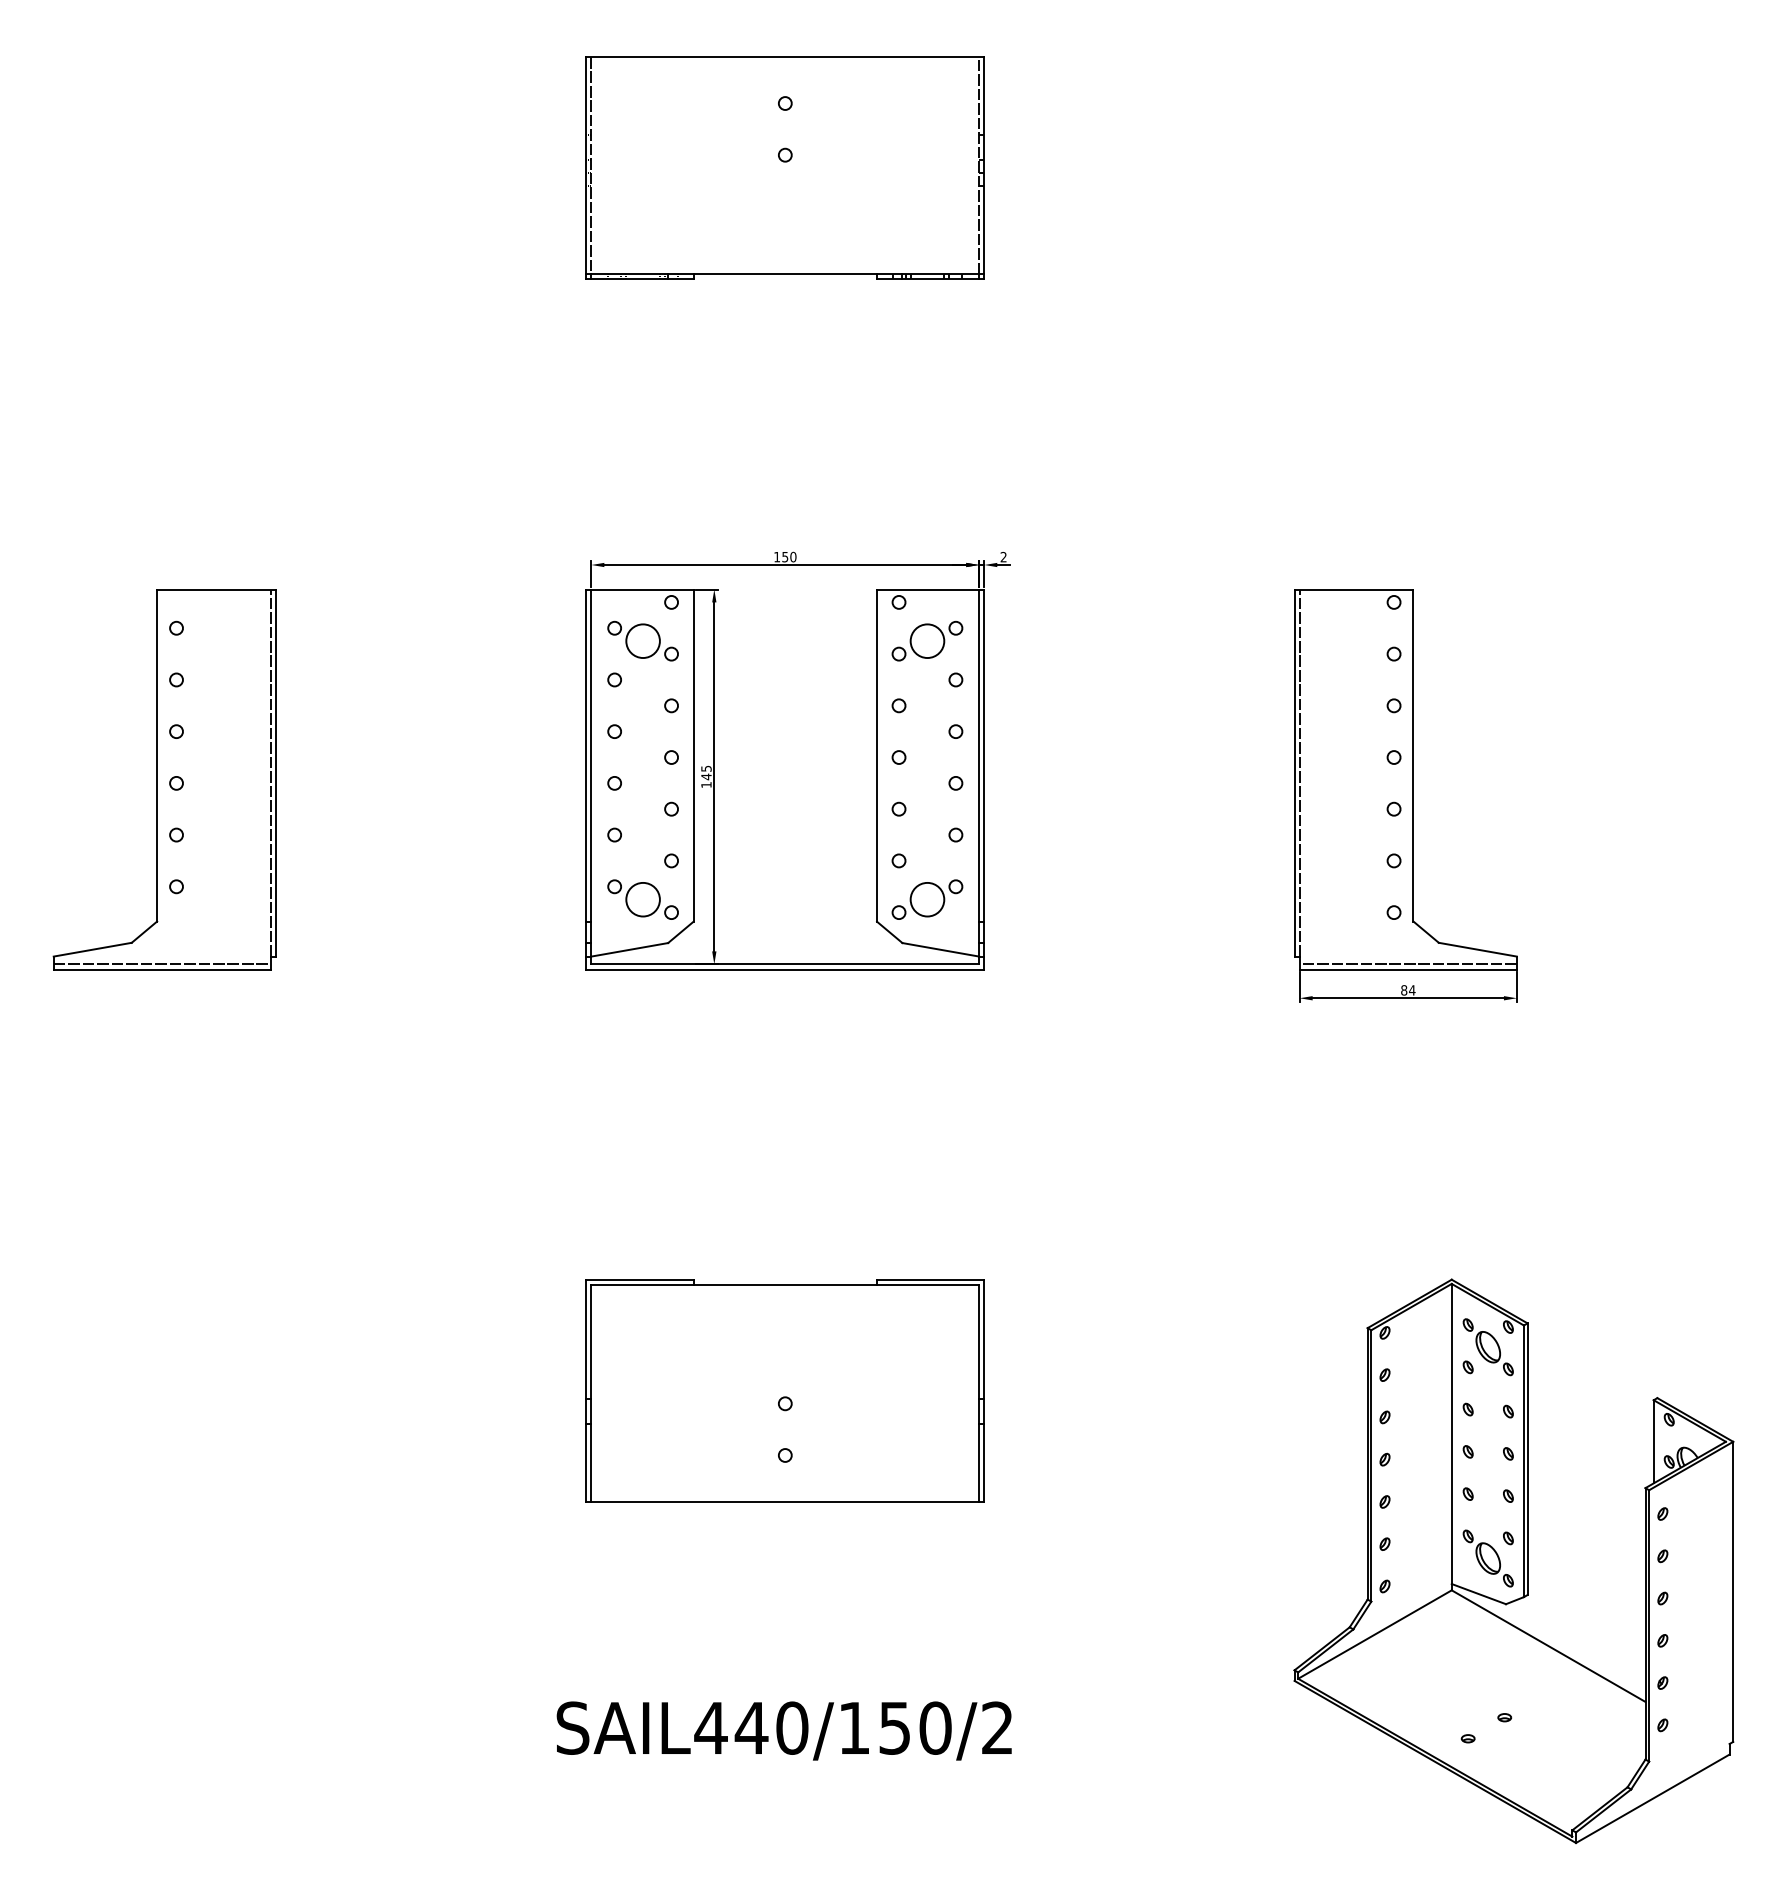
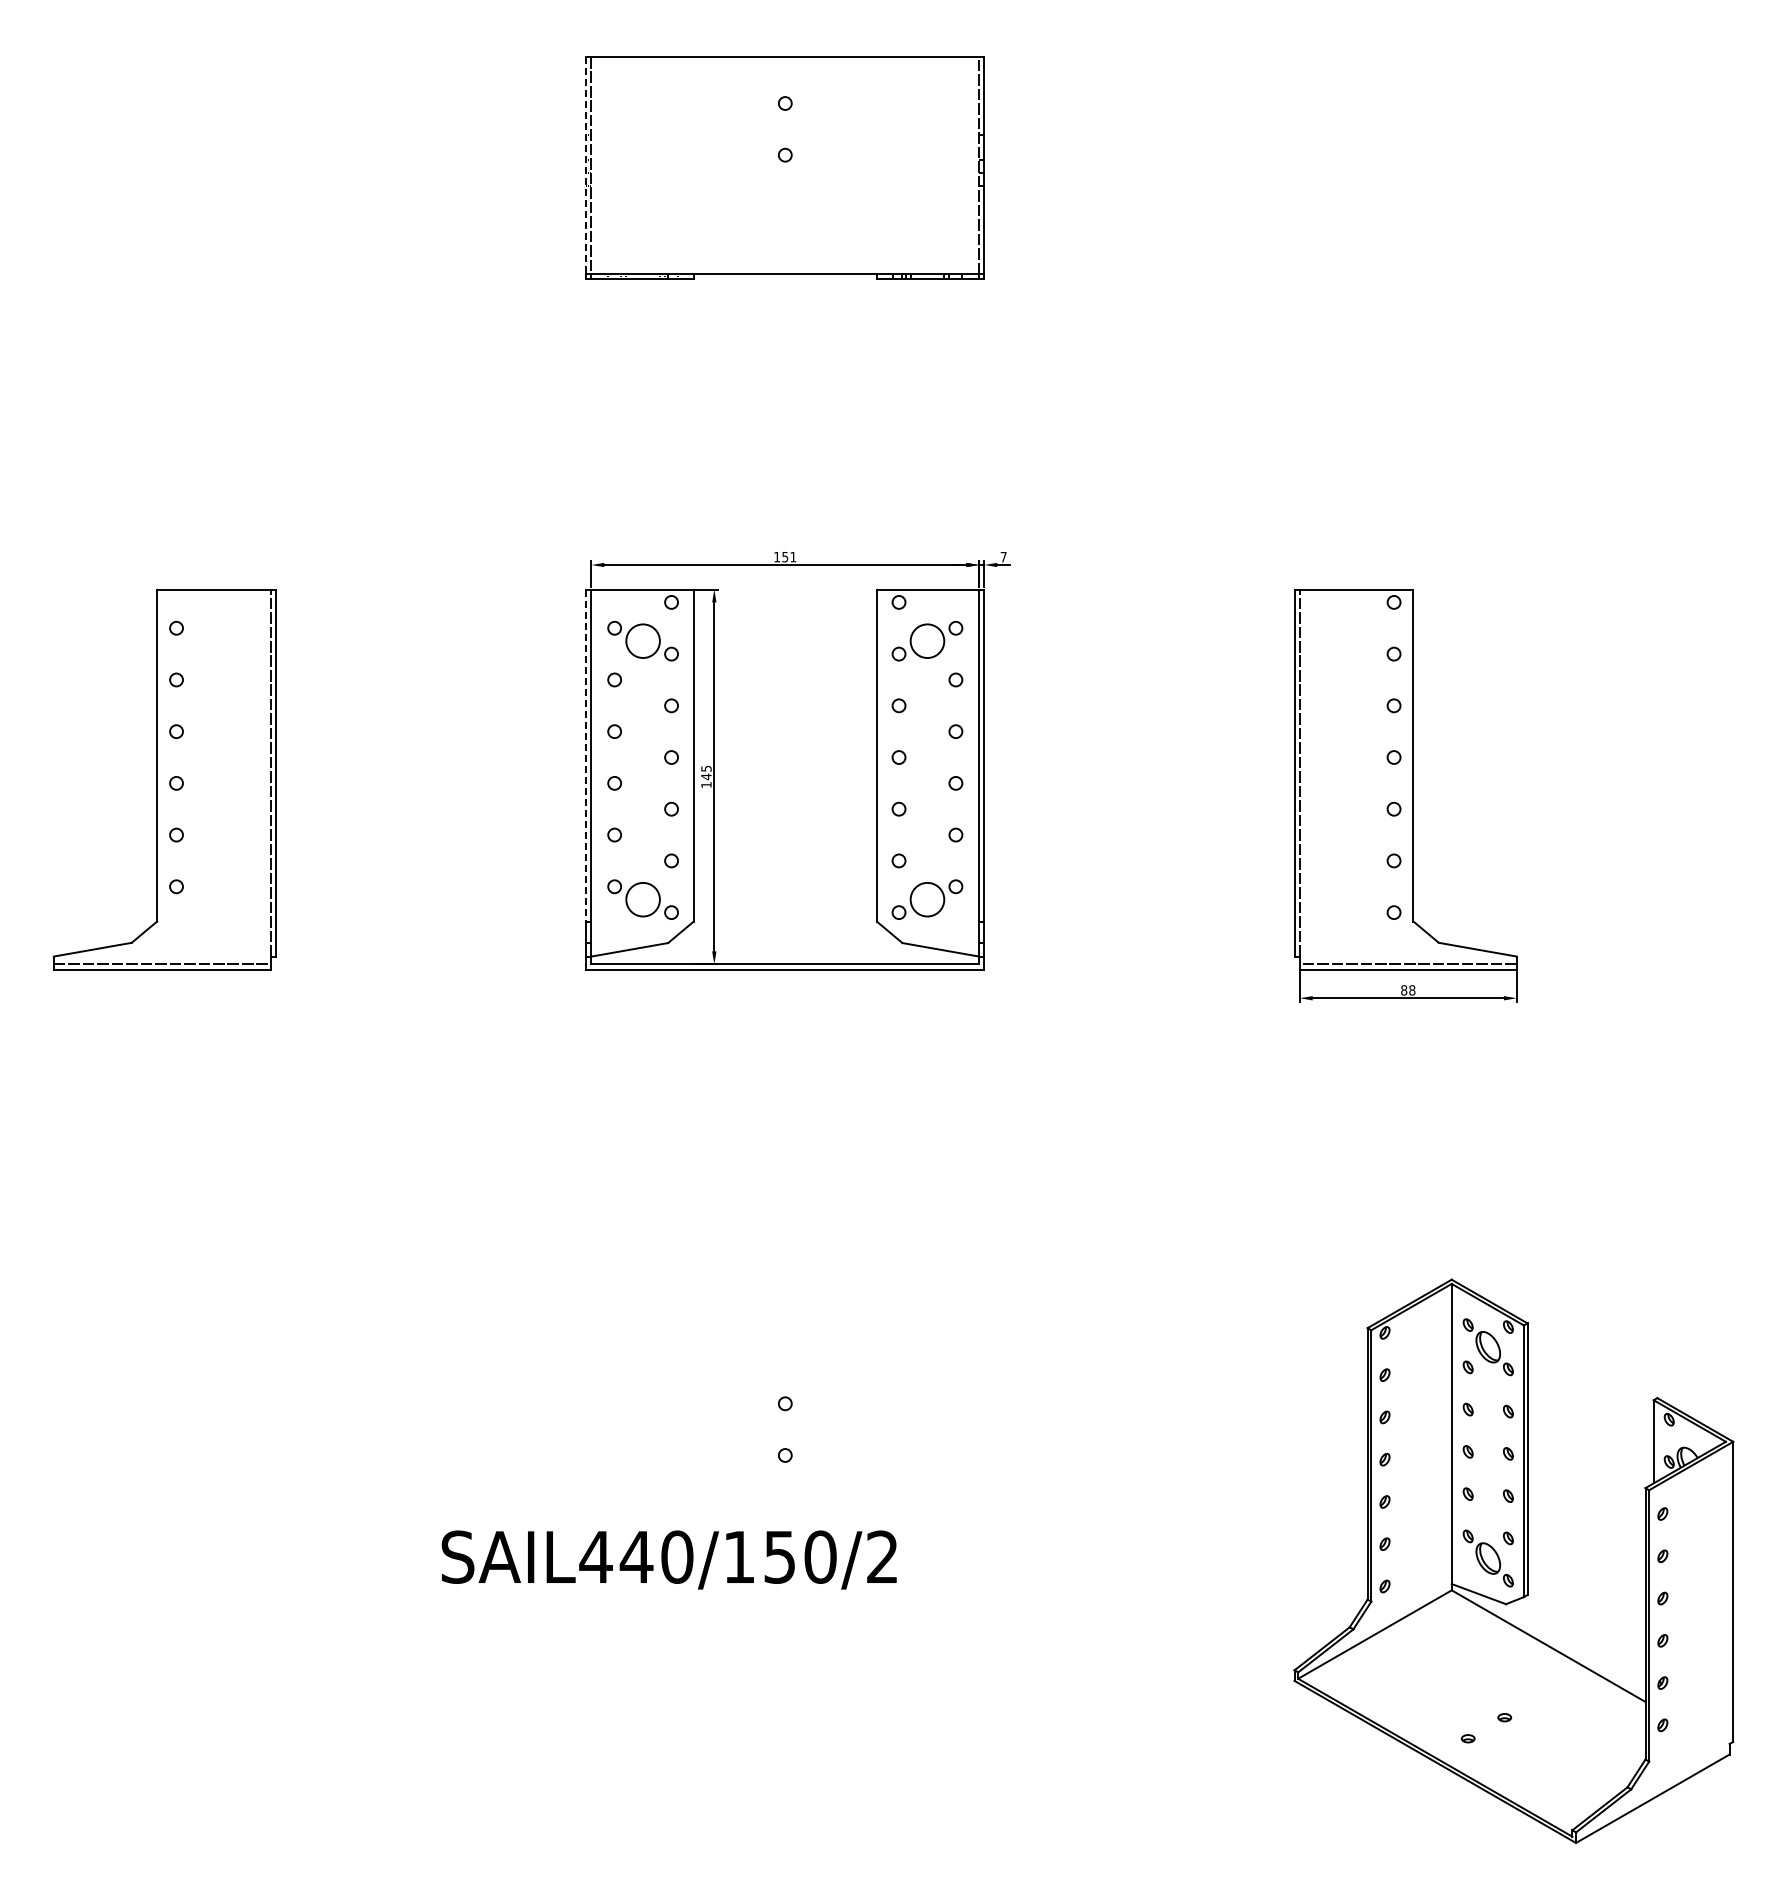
line: solid -> dashed (586, 165)
text: 150 -> 151 (793, 556)
text: 2 -> 7 (1003, 556)
line: solid -> dashed (586, 756)
text: 84 -> 88 (1412, 990)
part: present -> none (784, 1390)
text position: (783, 1730) -> (668, 1559) (668, 1559)
